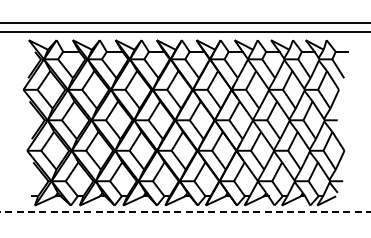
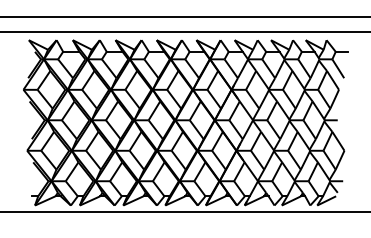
line position: (184, 23) -> (184, 17) (184, 17)
line: dashed -> solid (185, 211)
